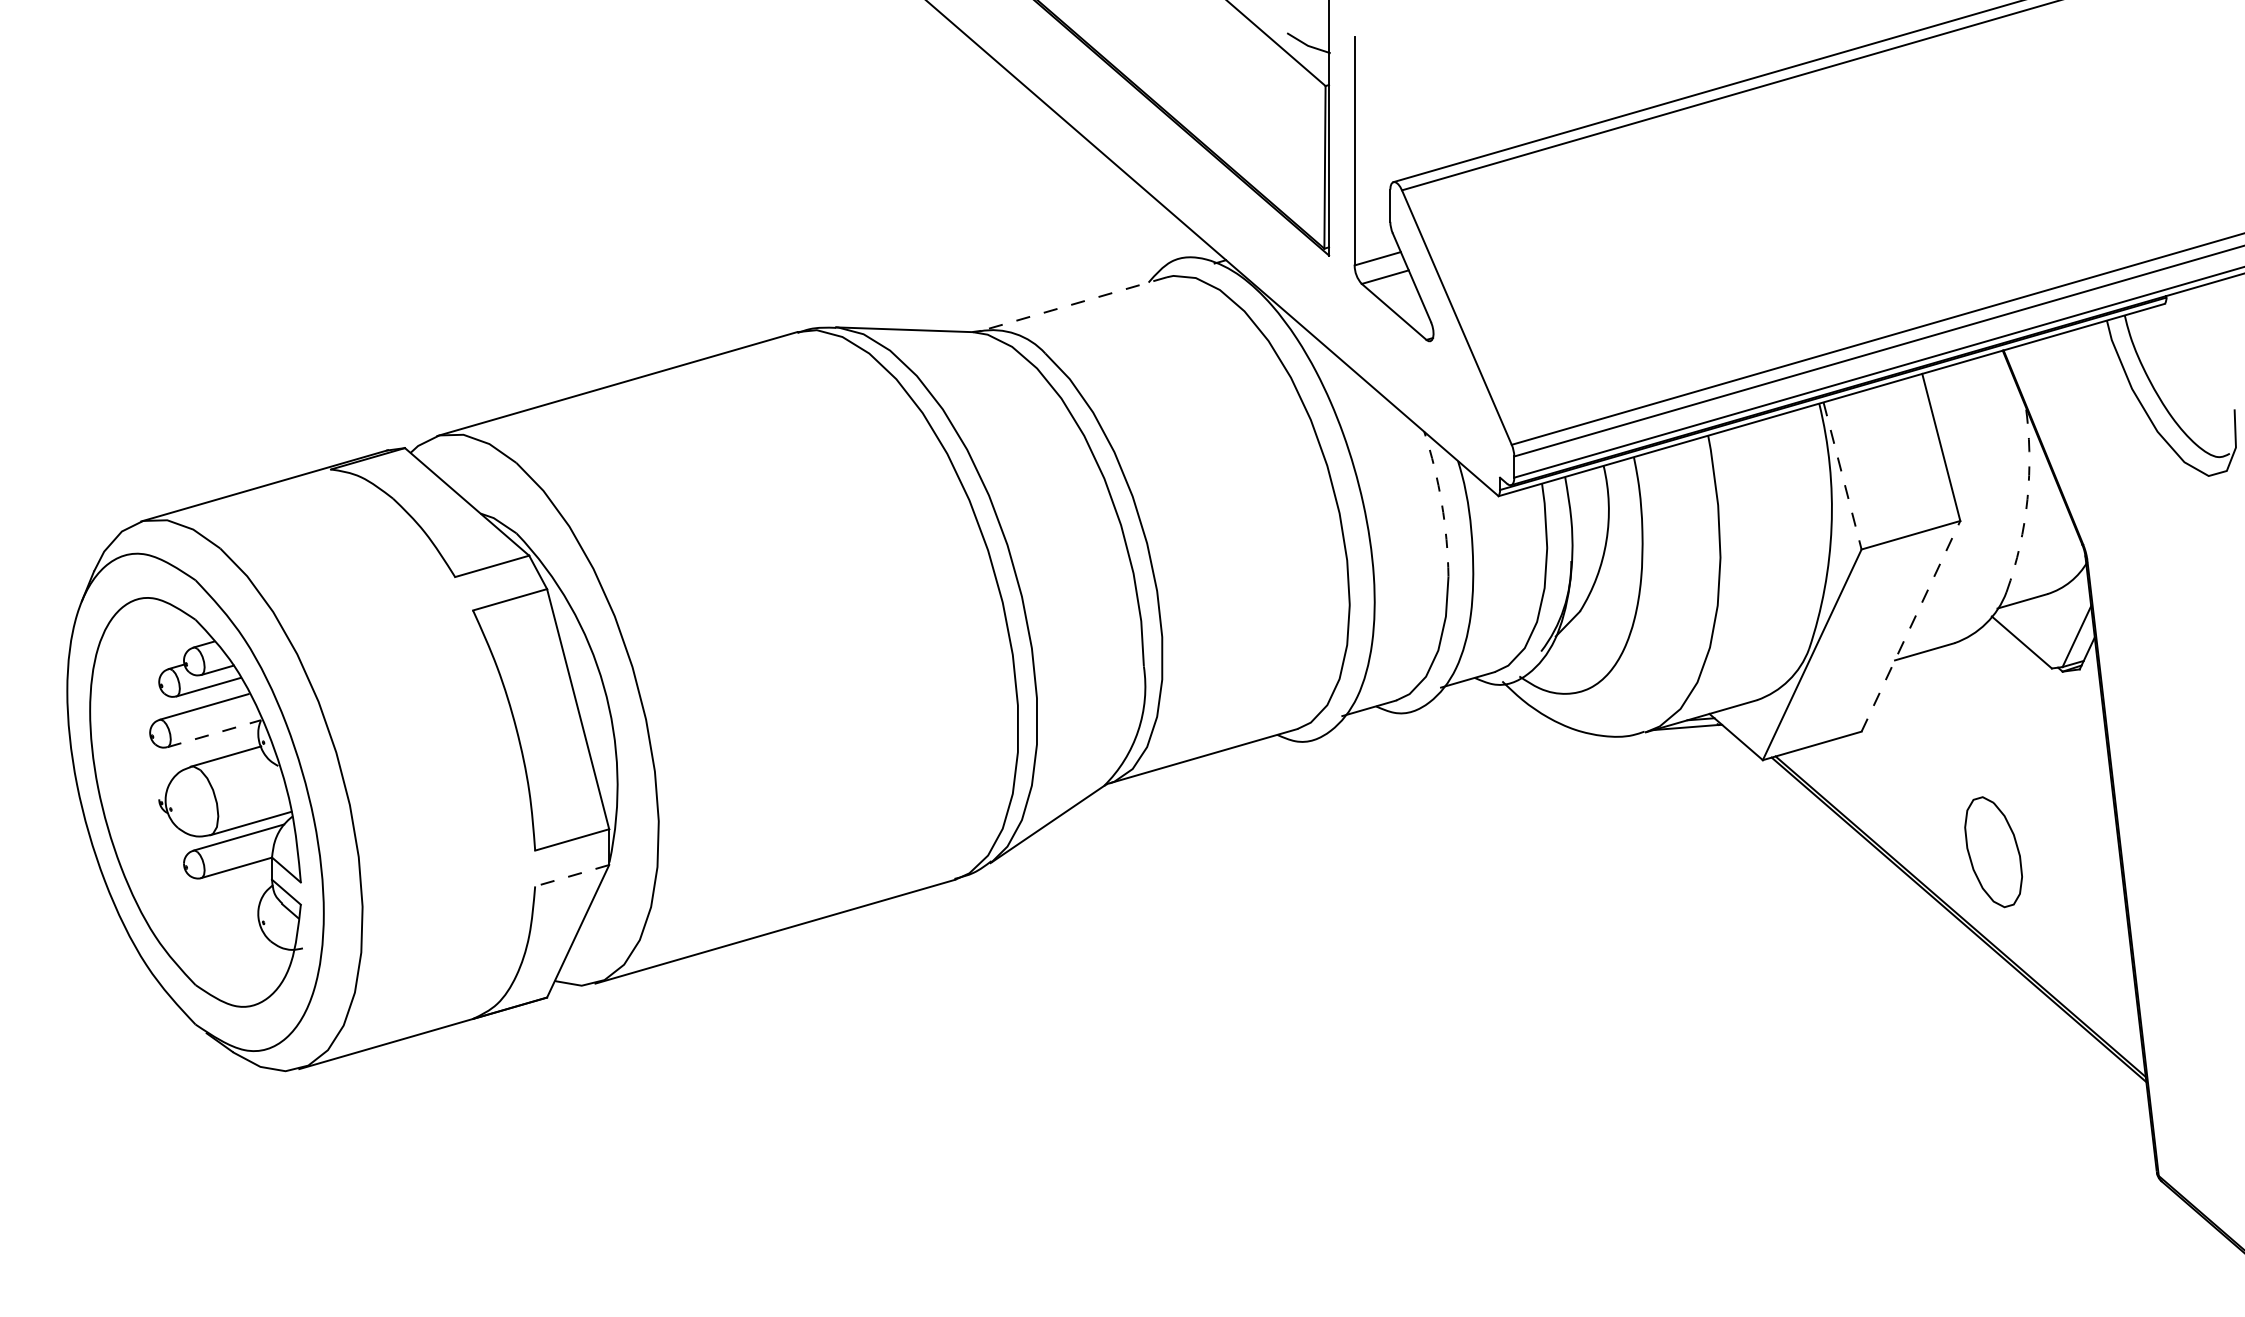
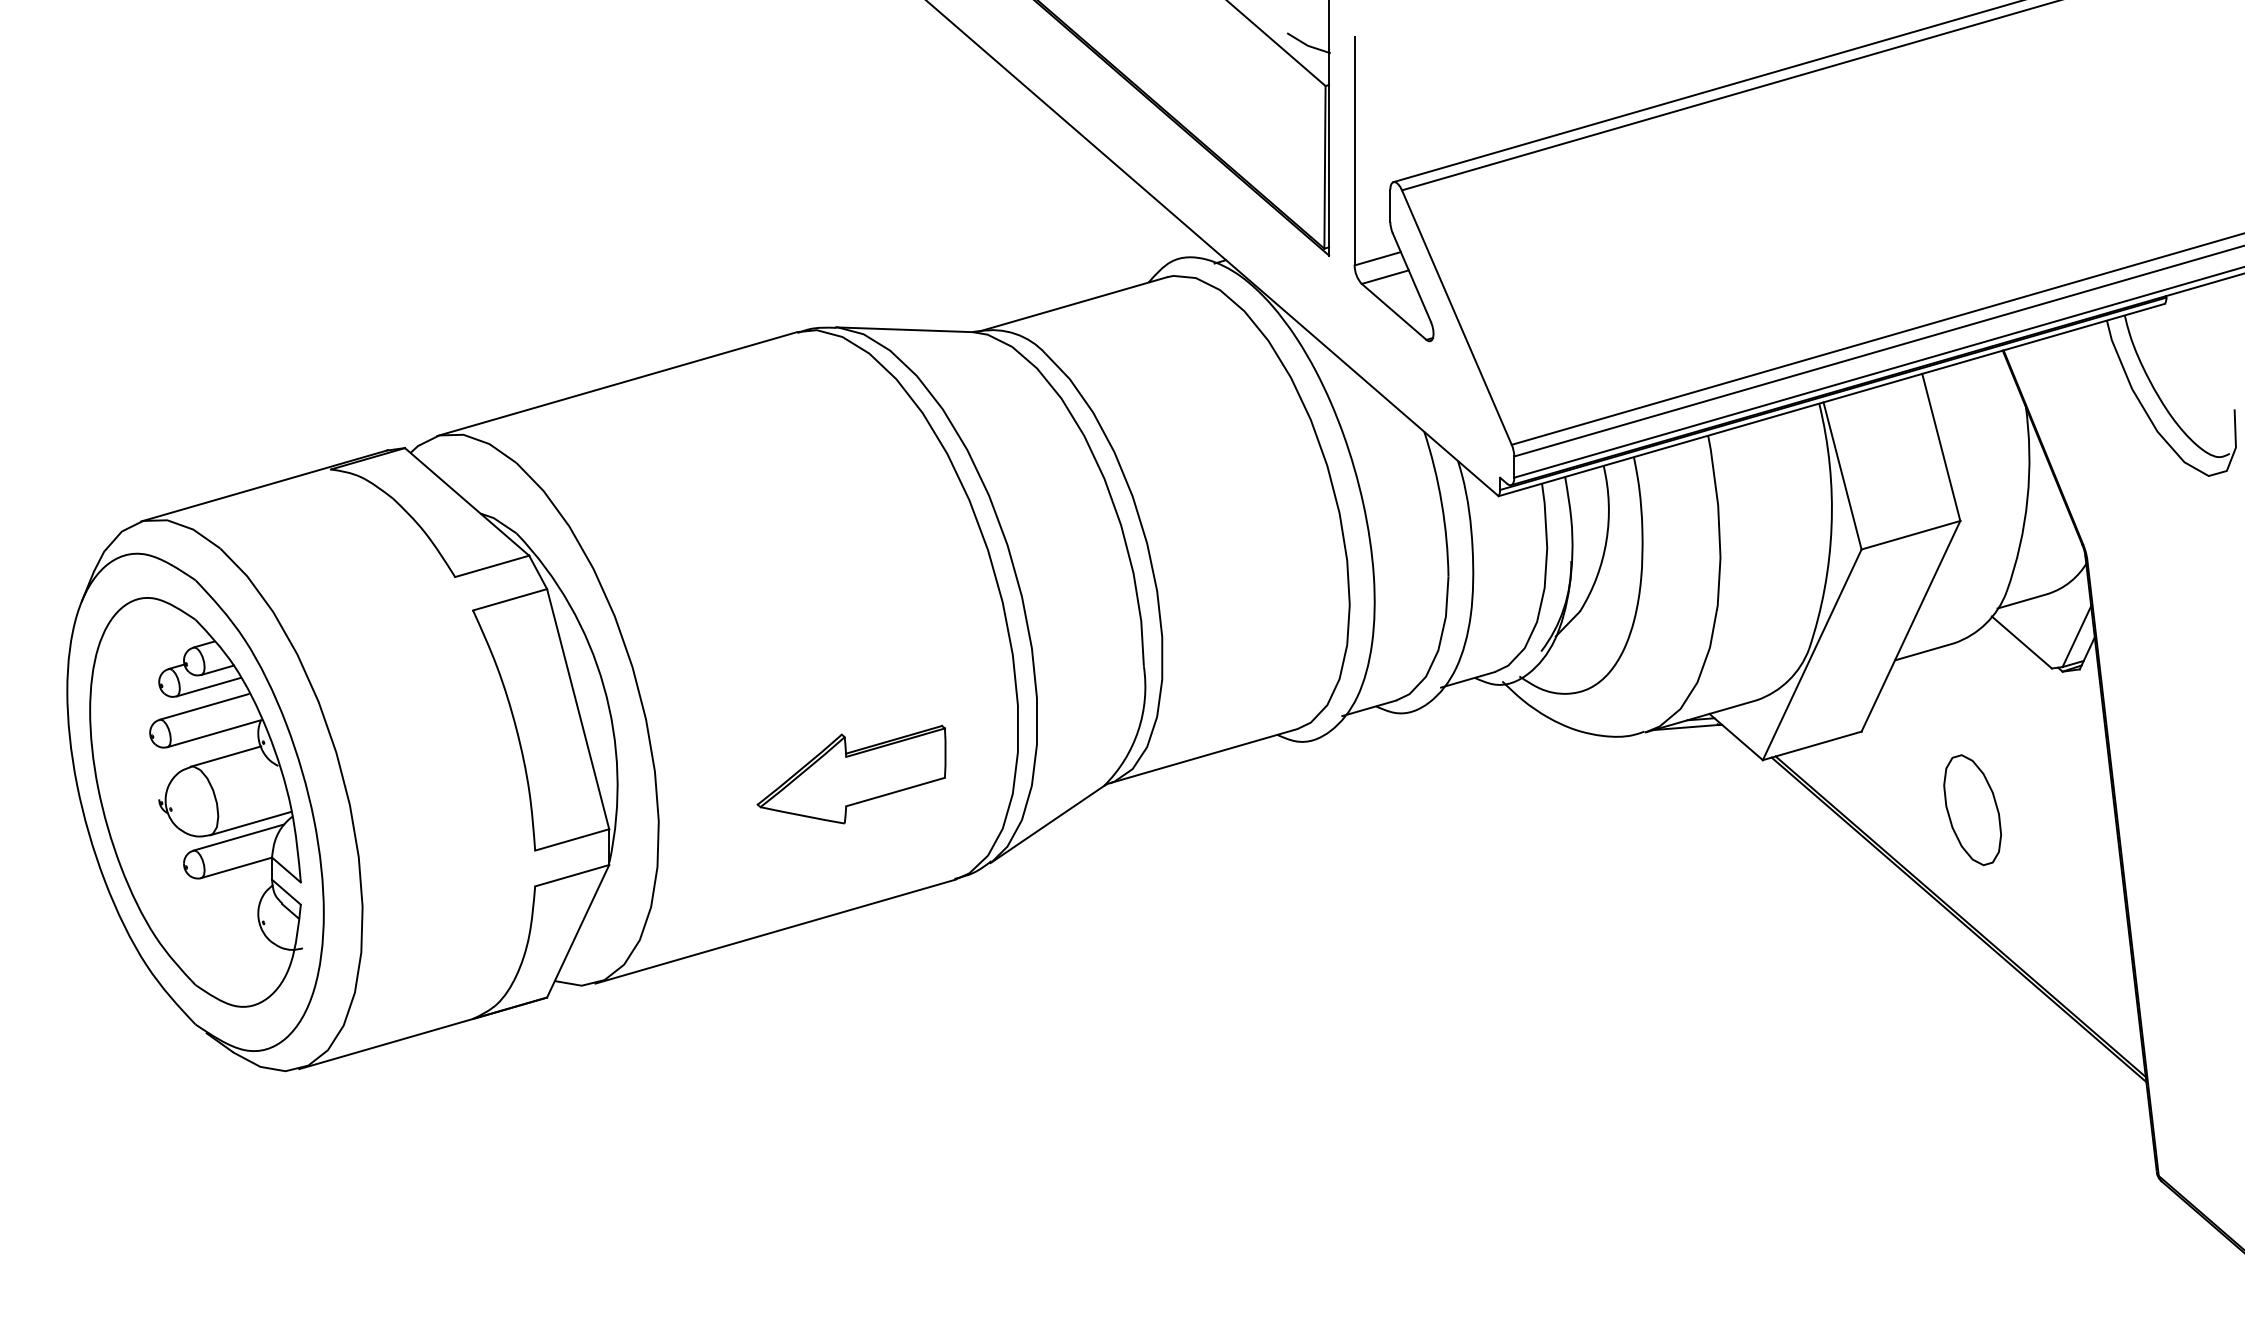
line: dashed -> solid (1073, 304)
line: dashed -> solid (1842, 475)
arc: dashed -> solid (2027, 499)
arc: dashed -> solid (1441, 503)
line: dashed -> solid (1911, 625)
line: dashed -> solid (214, 733)
part: none -> present (851, 774)
part position: (1993, 852) -> (1972, 810) (1972, 810)
line: dashed -> solid (572, 875)
